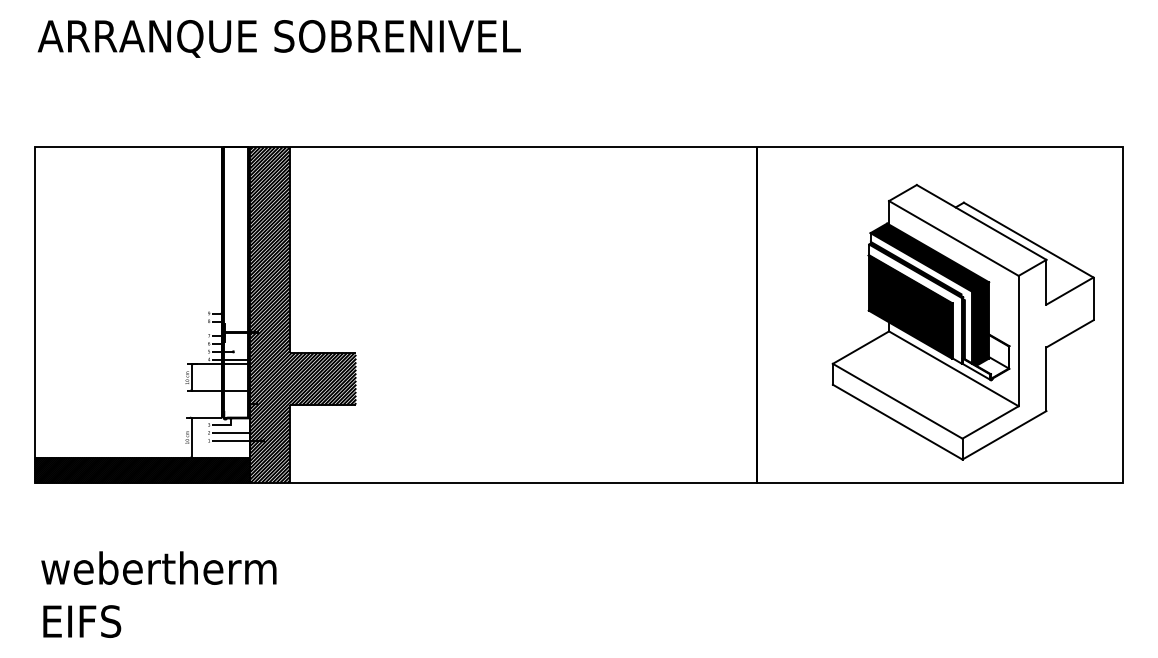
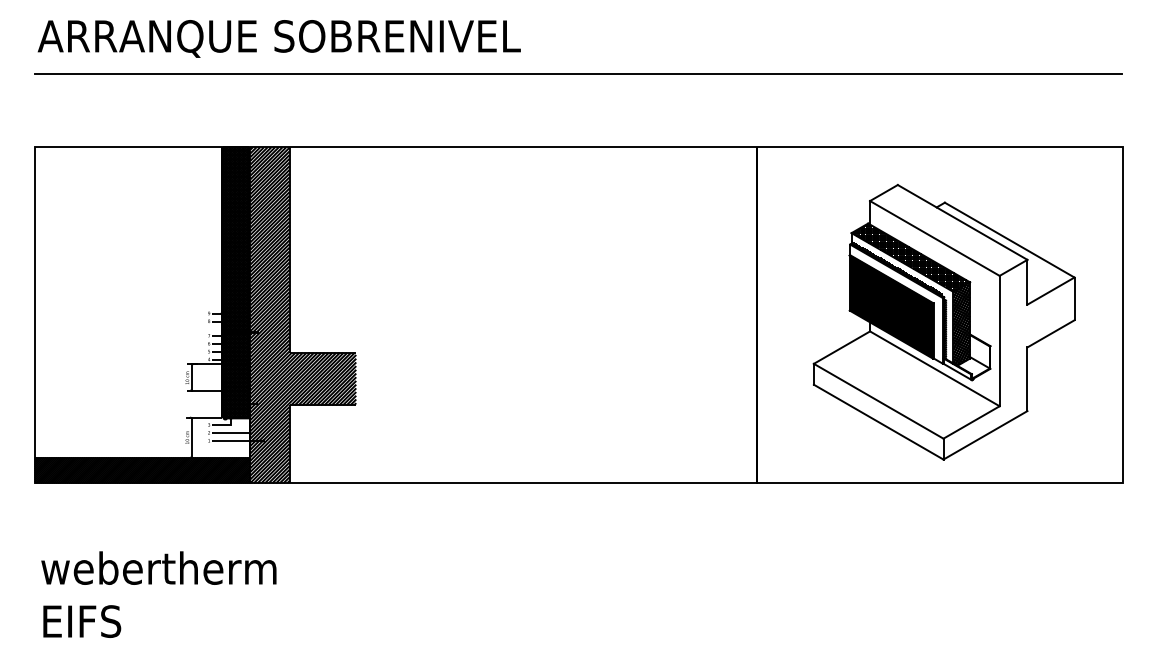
line: none -> present (577, 73)
hatch: none -> present (235, 282)
part position: (962, 321) -> (943, 321) (943, 321)
